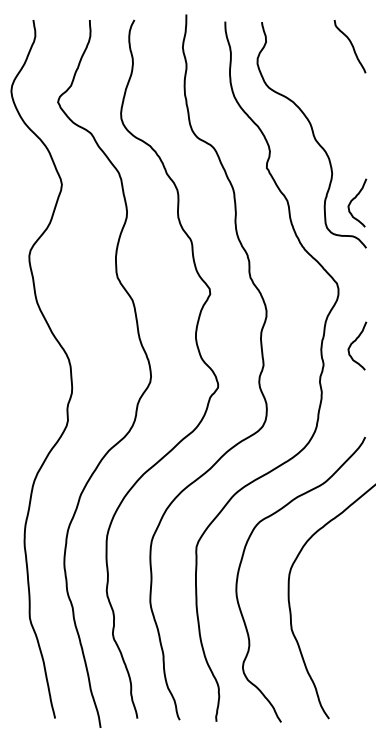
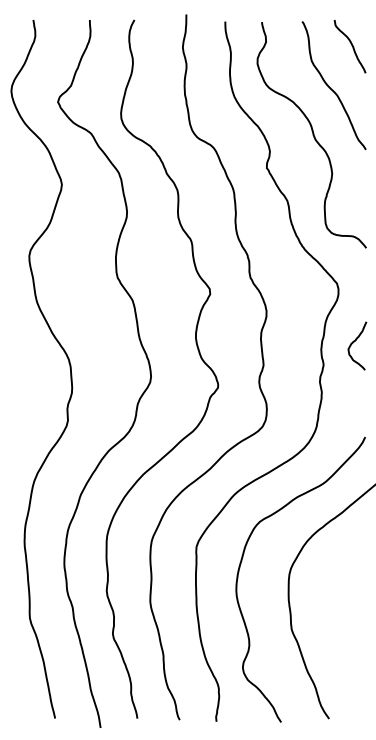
curve: none -> present (330, 87)
curve: present -> none (354, 199)
